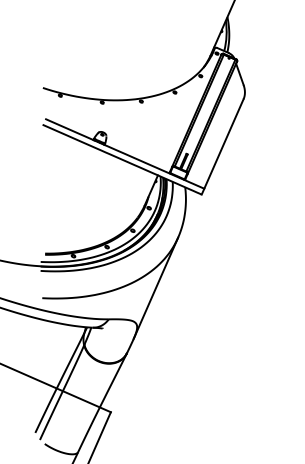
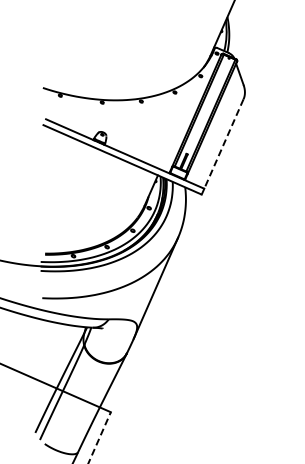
line: solid -> dashed (223, 144)
line: solid -> dashed (99, 437)
